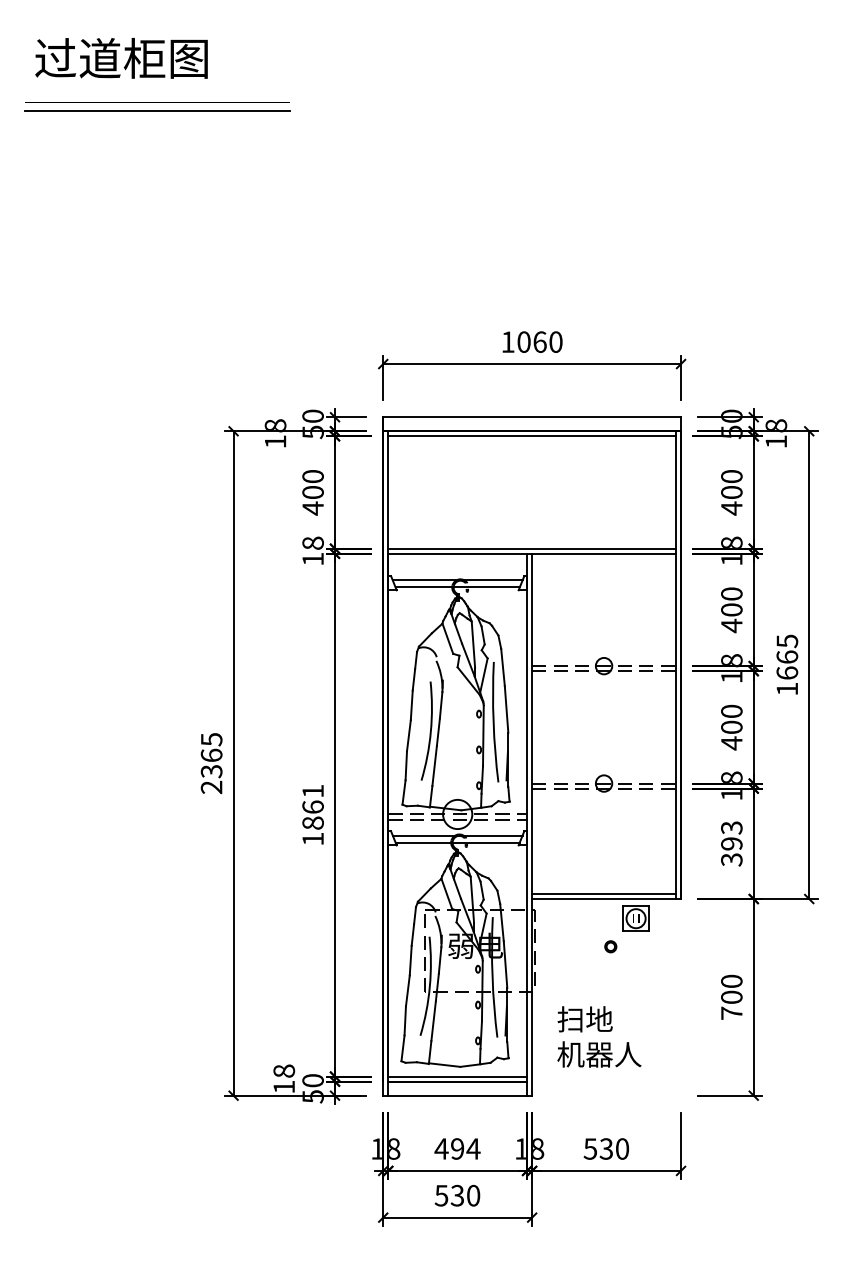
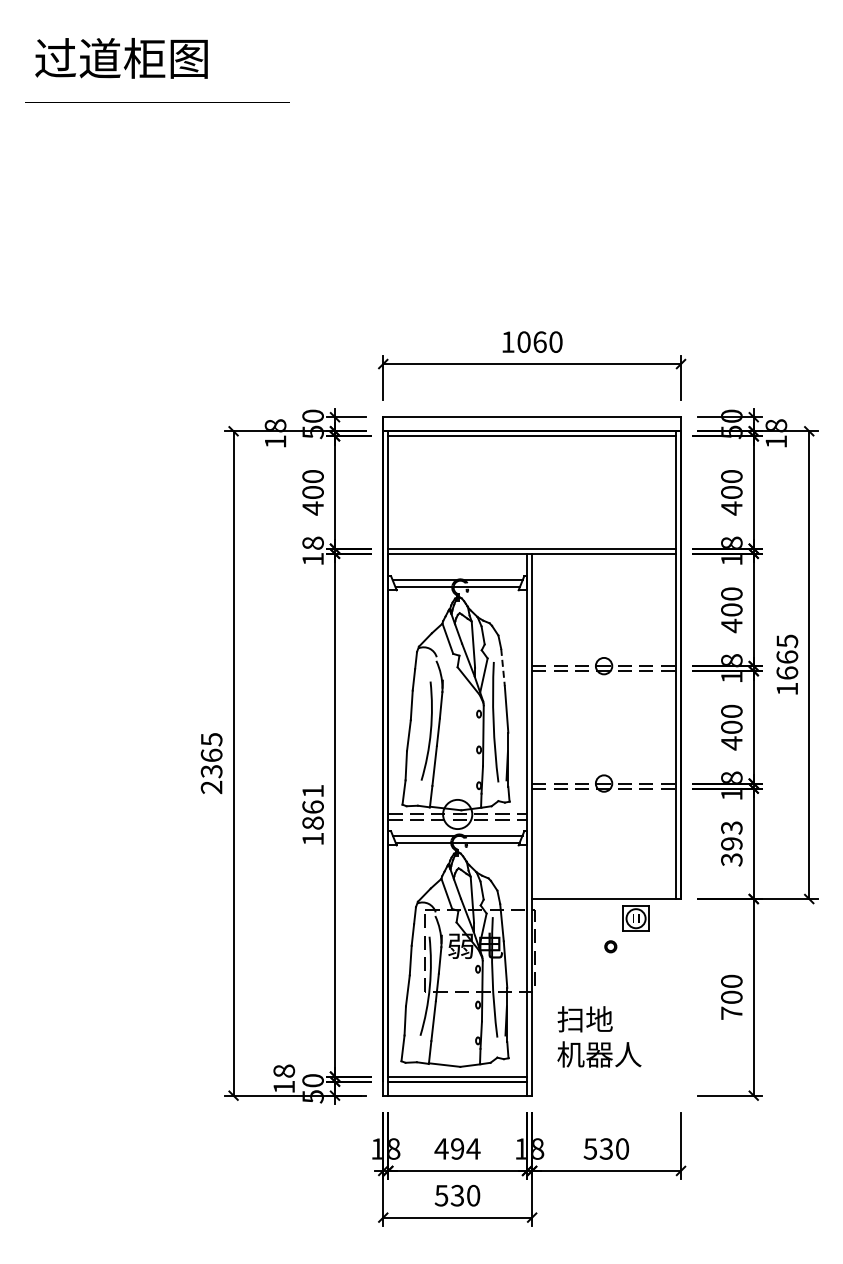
line: present -> none (157, 110)
line: solid -> dashed (503, 667)
line: present -> none (603, 893)
